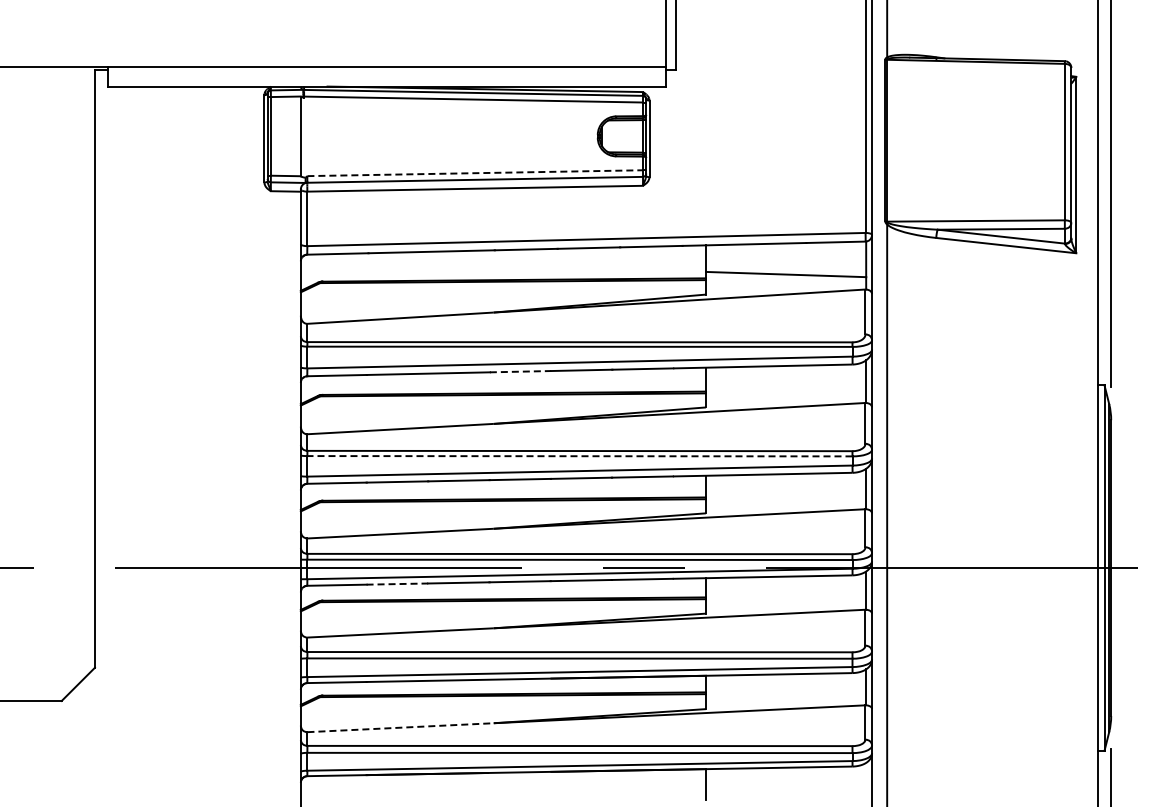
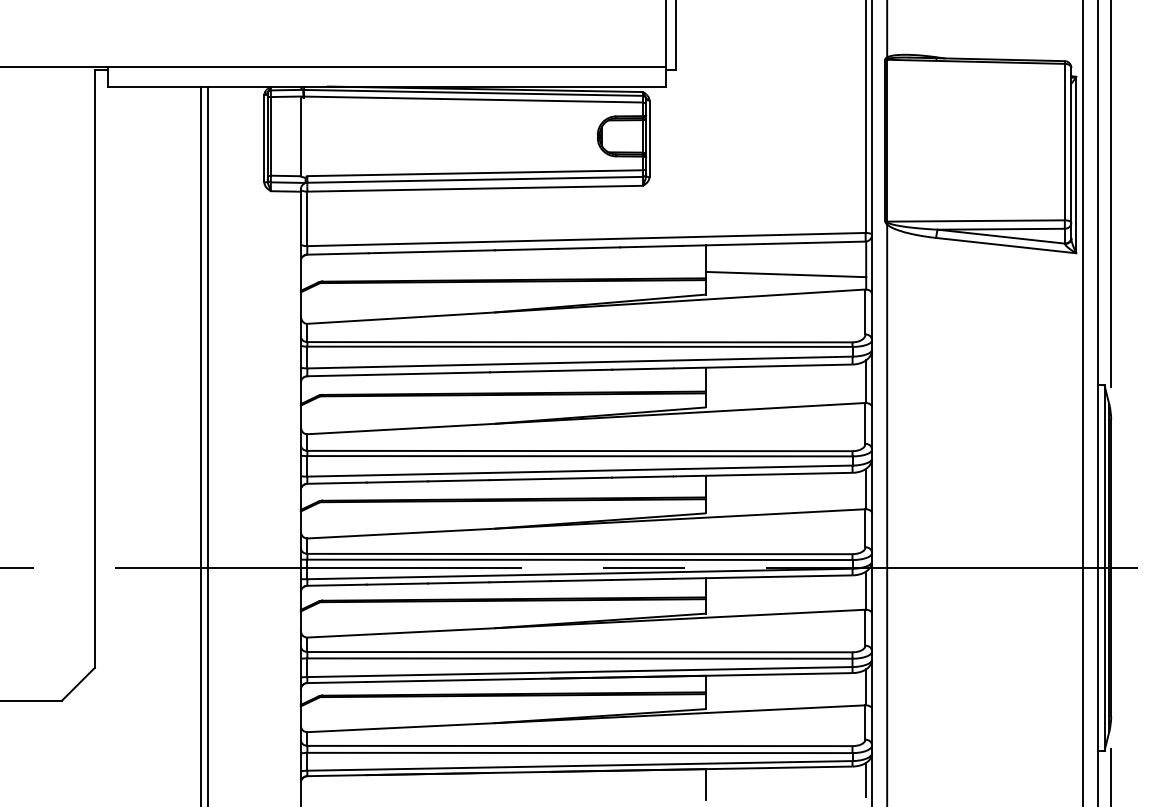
line: dashed -> solid (475, 173)
line: dashed -> solid (520, 371)
line: none -> present (1082, 402)
line: none -> present (201, 444)
line: none -> present (207, 444)
line: dashed -> solid (579, 456)
line: dashed -> solid (397, 584)
line: dashed -> solid (401, 727)
line: none -> present (866, 779)
